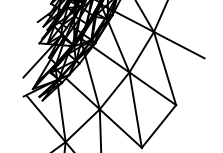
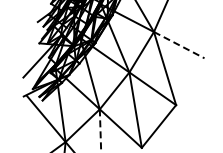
line: solid -> dashed (179, 45)
line: solid -> dashed (100, 131)
